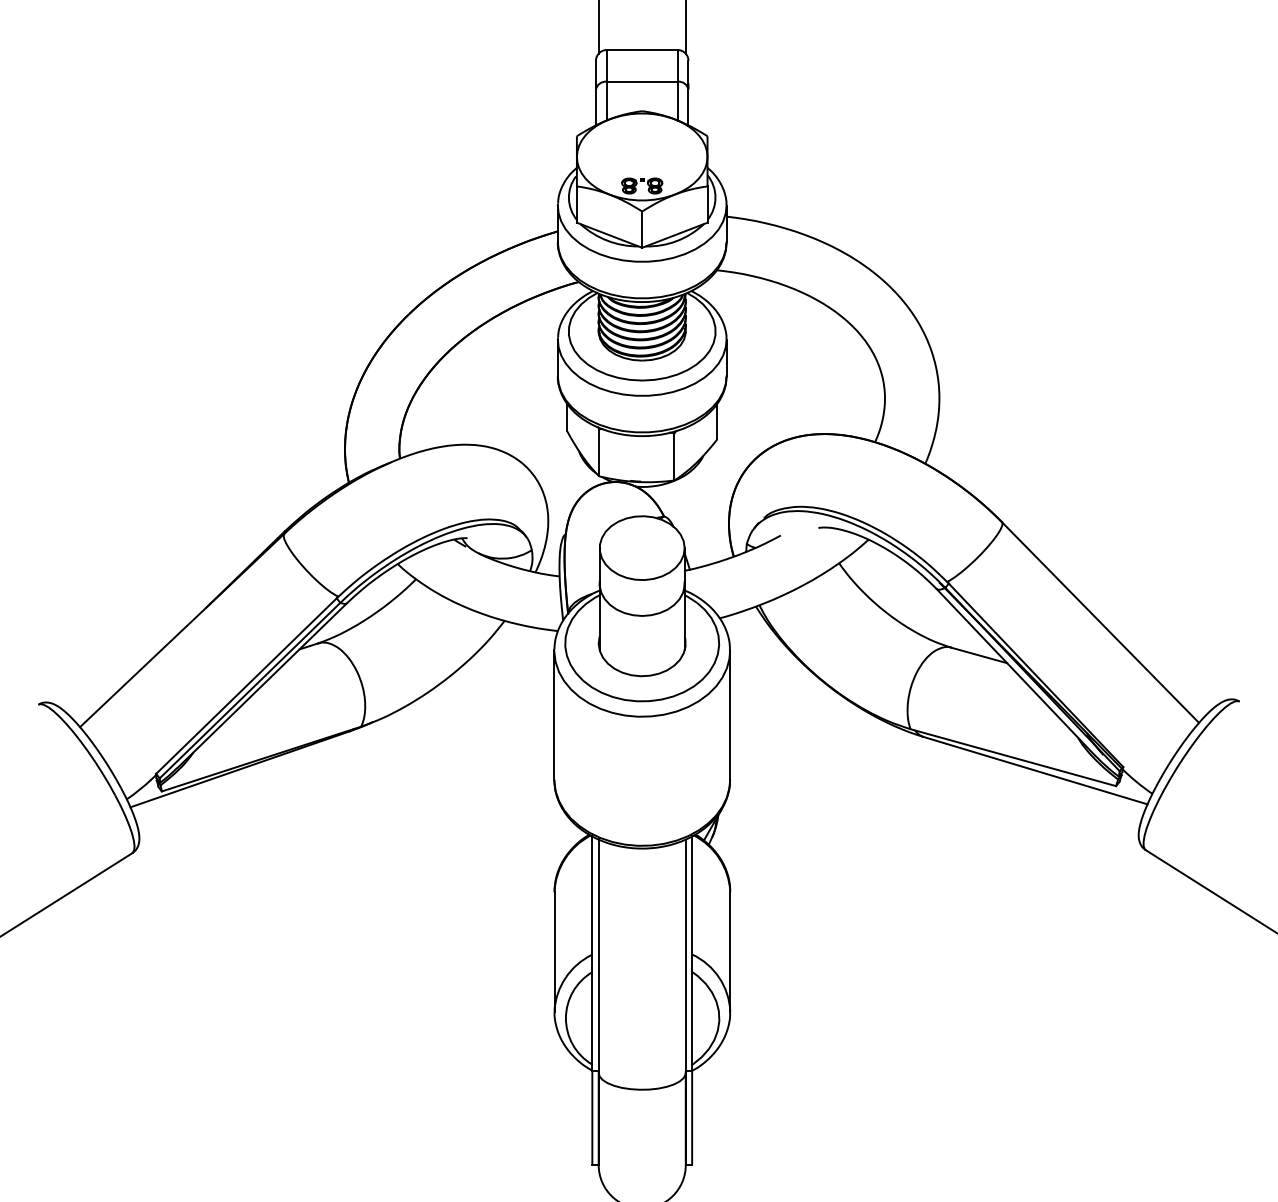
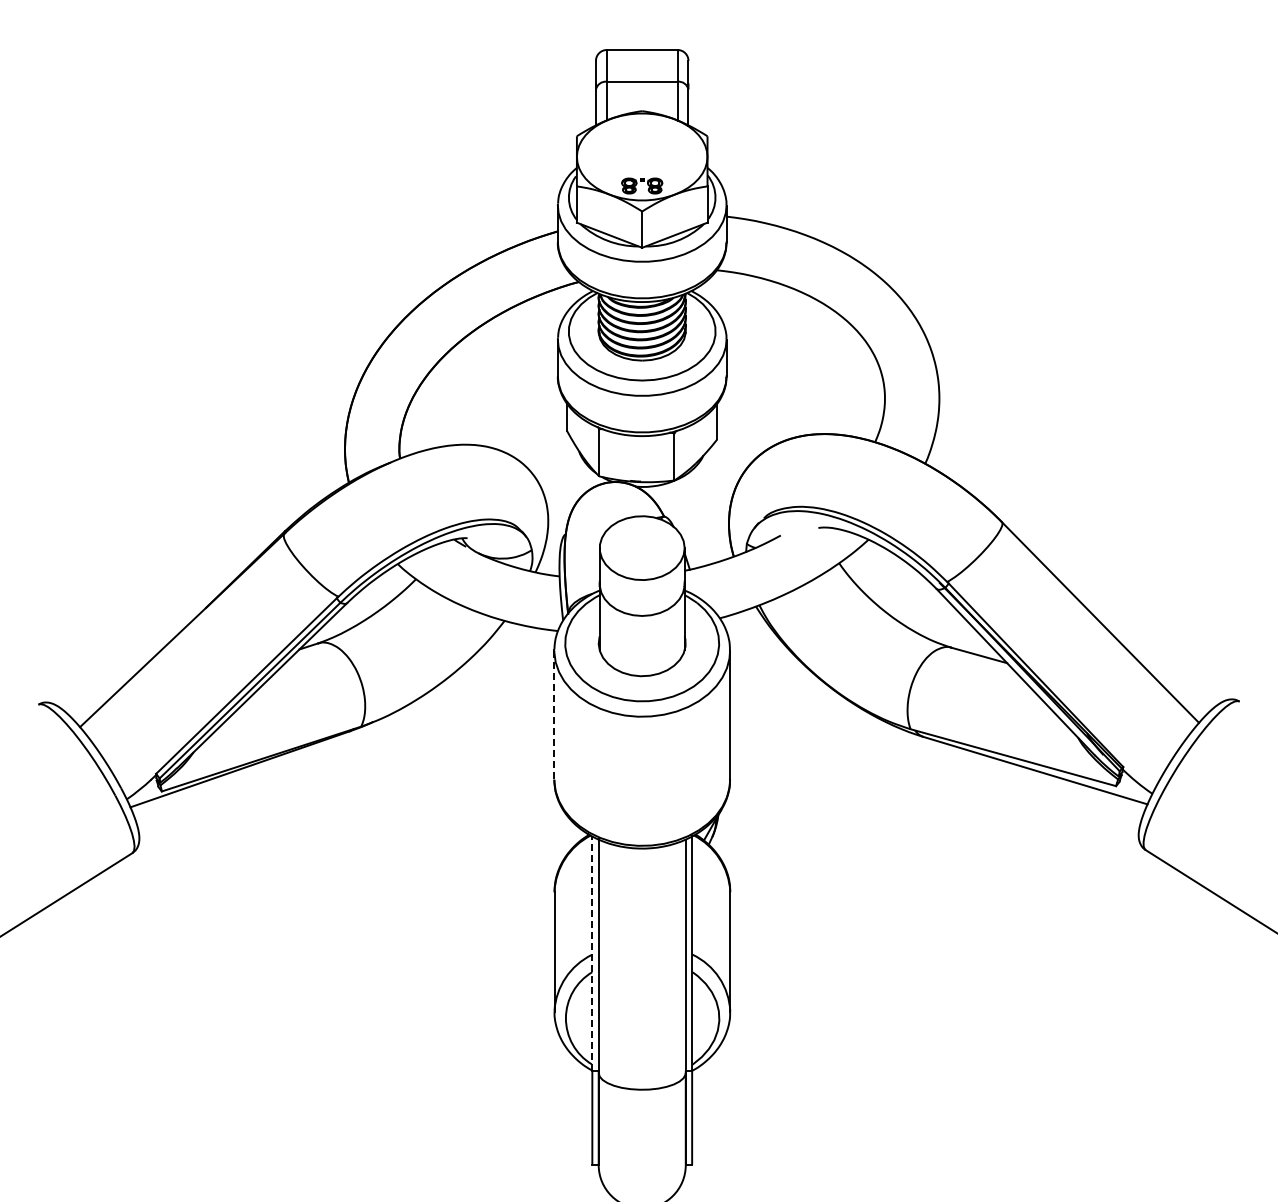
line: present -> none (598, 27)
line: present -> none (685, 27)
line: solid -> dashed (554, 715)
line: solid -> dashed (592, 953)
